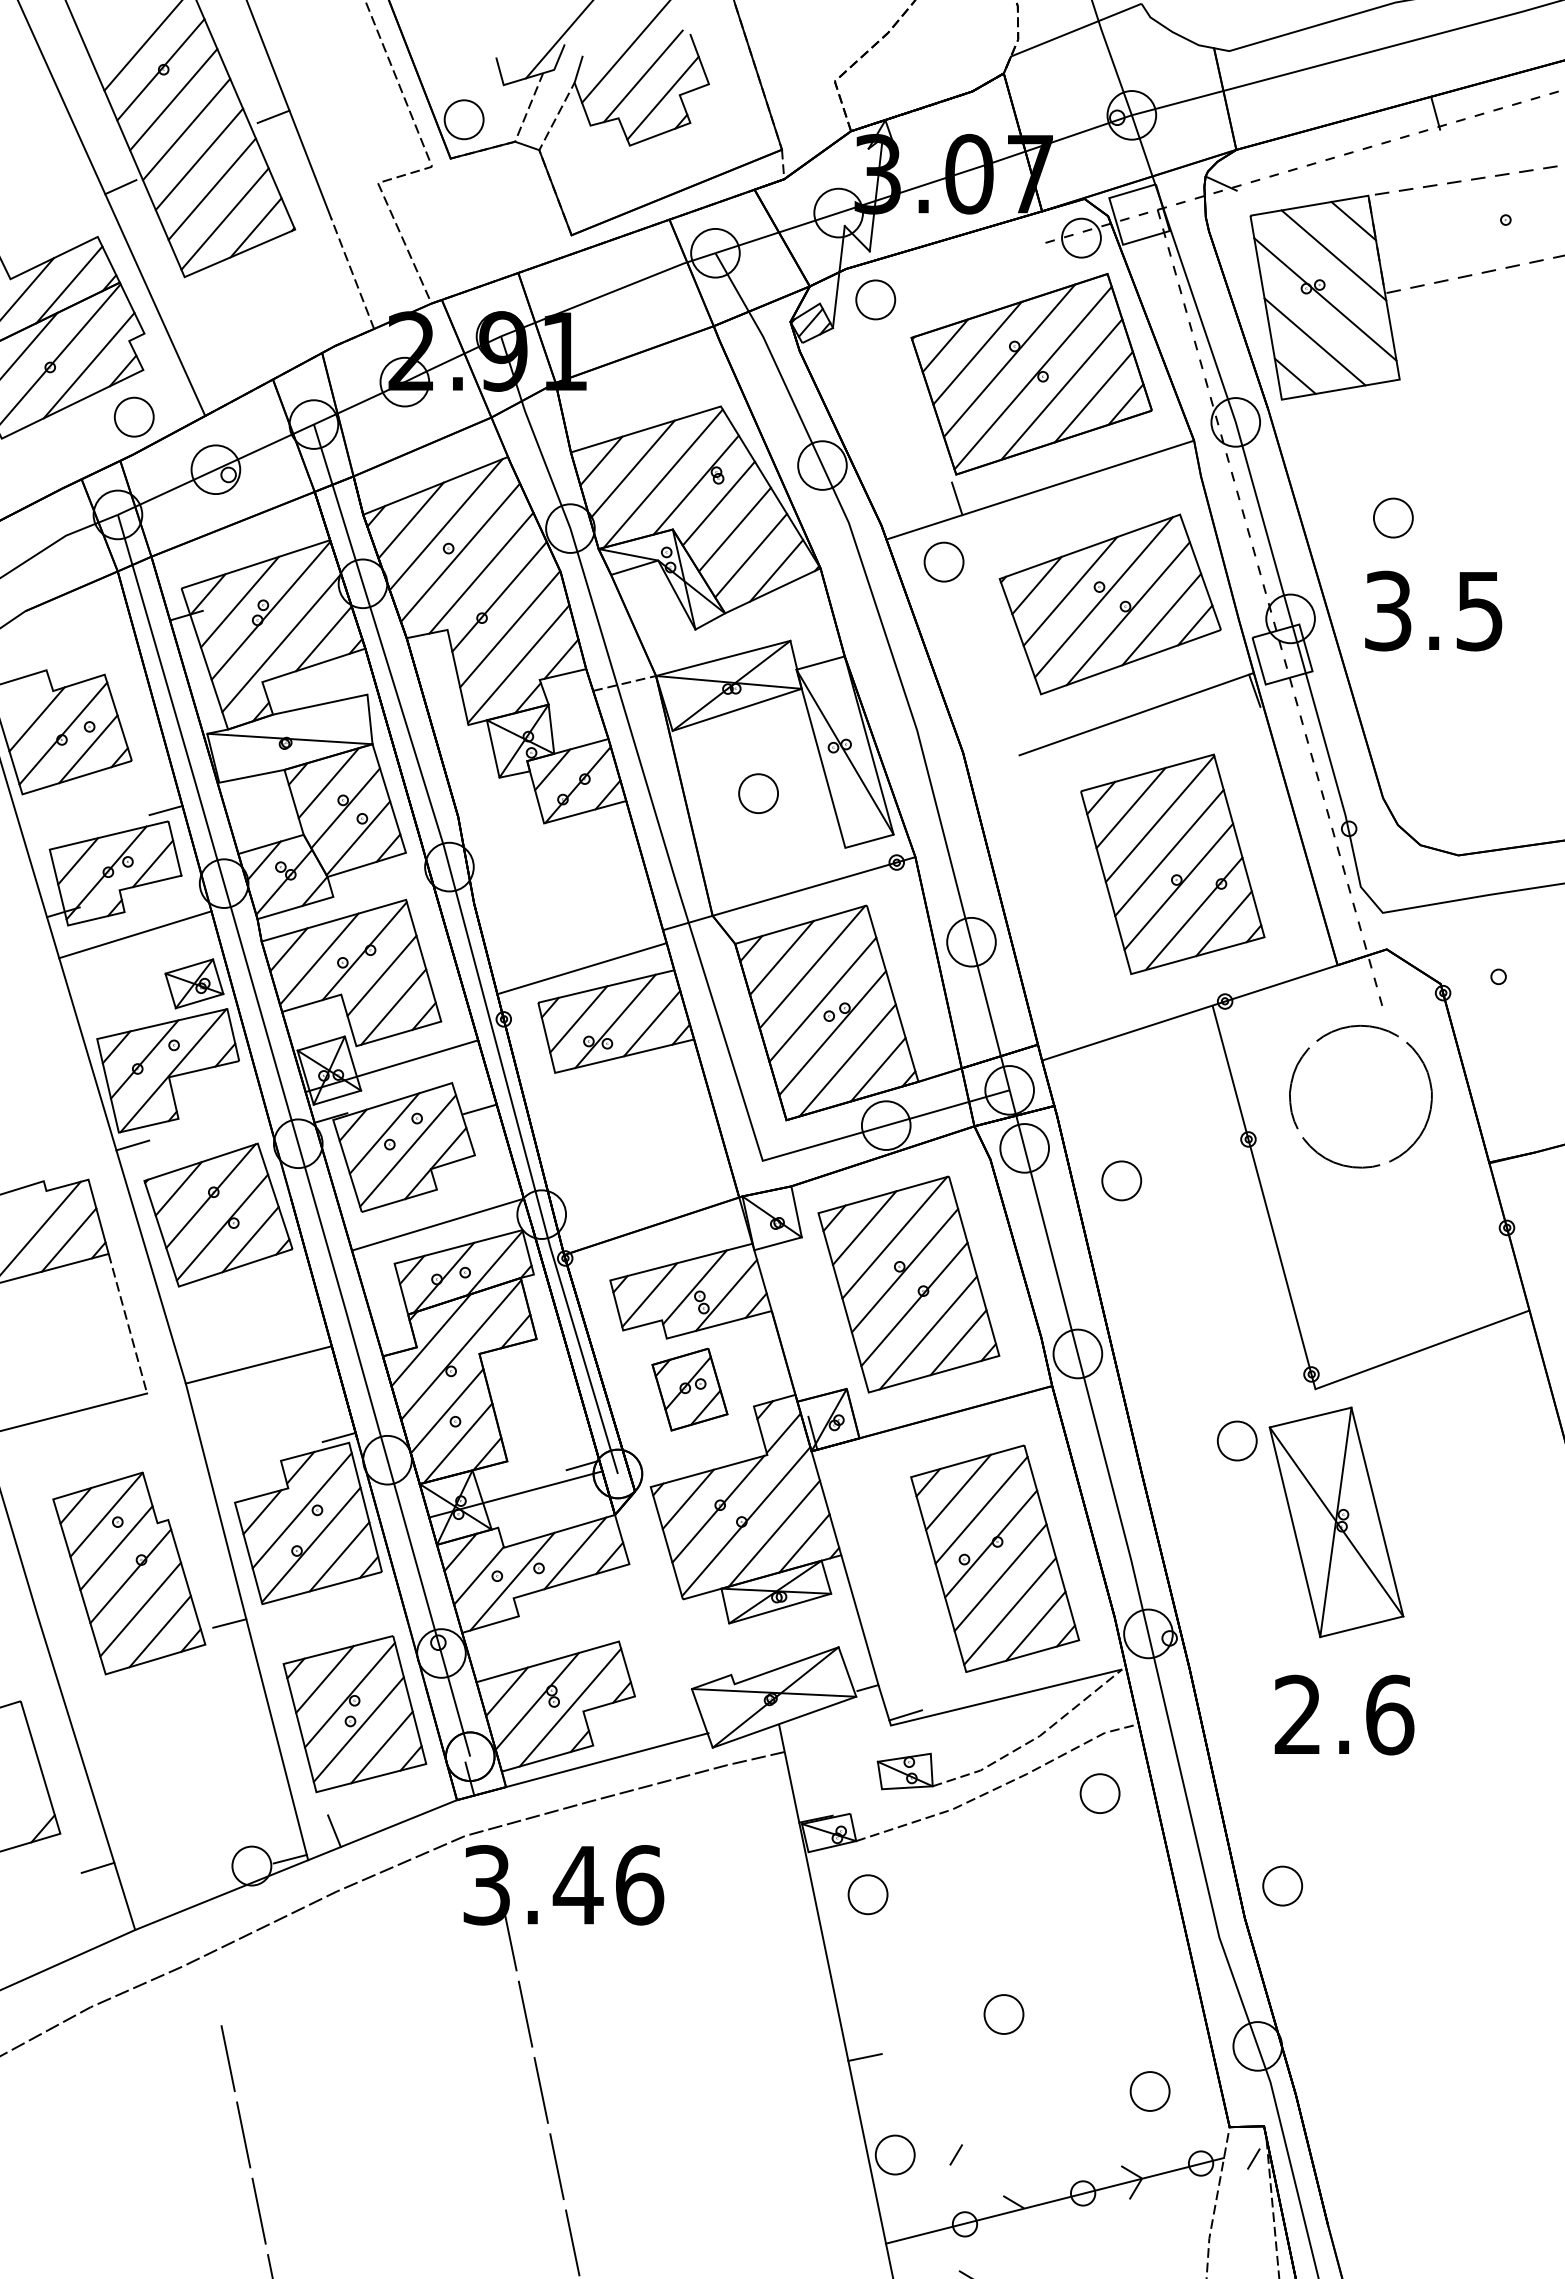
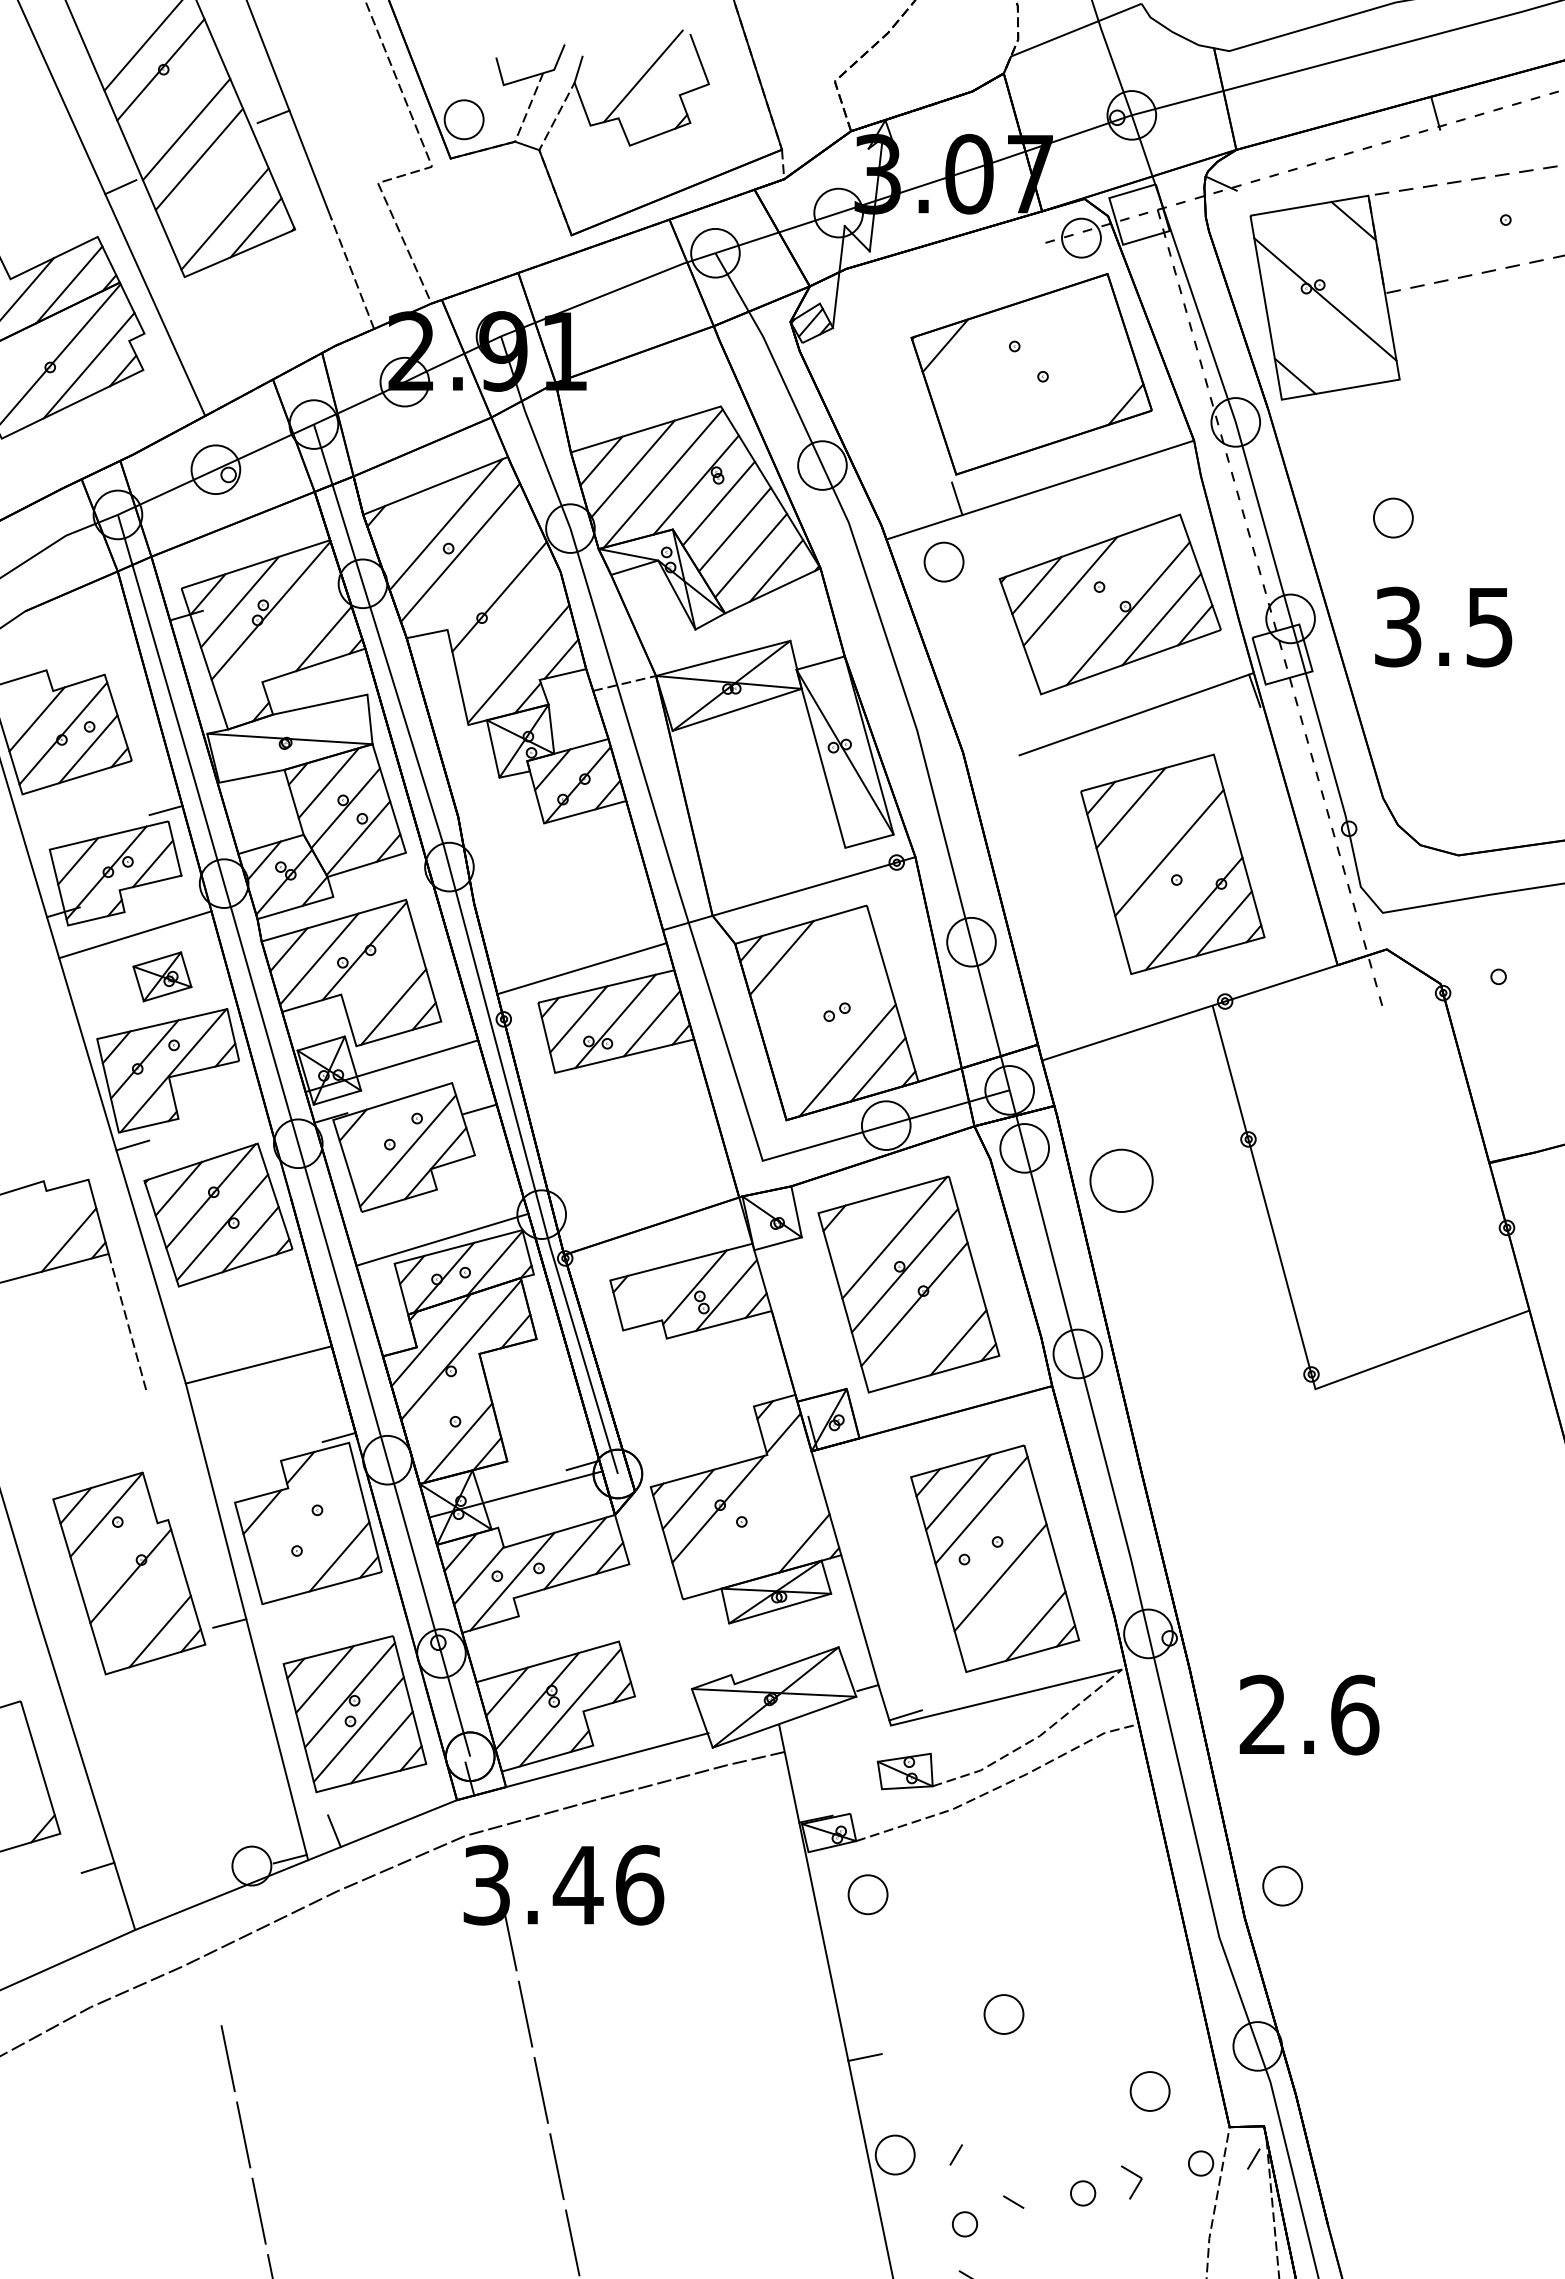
line: present -> none (558, 40)
line: present -> none (625, 52)
line: present -> none (662, 97)
line: present -> none (173, 99)
line: present -> none (211, 188)
line: present -> none (1333, 255)
part: present -> none (875, 299)
line: present -> none (1314, 341)
line: present -> none (29, 344)
line: present -> none (977, 353)
line: present -> none (1009, 360)
line: present -> none (1032, 377)
line: present -> none (1061, 389)
line: present -> none (1093, 396)
part: present -> none (133, 416)
line: present -> none (410, 520)
line: present -> none (481, 572)
line: present -> none (1103, 597)
text position: (1433, 610) -> (1443, 626) (1443, 626)
line: present -> none (510, 629)
line: present -> none (281, 643)
part: present -> none (758, 793)
line: present -> none (1159, 819)
line: present -> none (1178, 886)
line: present -> none (812, 967)
line: present -> none (381, 975)
part position: (194, 983) -> (162, 976) (162, 976)
line: present -> none (822, 999)
line: present -> none (832, 1033)
part: present -> none (1301, 1060)
line: present -> none (384, 1133)
part size: 42x42 px -> 65x65 px (1121, 1180)
line position: (437, 1224) -> (442, 1239) (442, 1239)
line: present -> none (41, 1226)
line: present -> none (864, 1227)
line: present -> none (649, 1295)
line: present -> none (928, 1332)
part: present -> none (689, 1389)
line: present -> none (74, 1411)
line: present -> none (446, 1411)
part: present -> none (1237, 1440)
line: present -> none (301, 1510)
line: present -> none (746, 1521)
part: present -> none (1336, 1522)
line: present -> none (773, 1533)
line: present -> none (991, 1543)
line: present -> none (310, 1544)
line: present -> none (116, 1548)
line: present -> none (140, 1609)
line: present -> none (1010, 1611)
text position: (1344, 1714) -> (1309, 1714) (1309, 1714)
part: present -> none (1099, 1793)
line: present -> none (1055, 2200)
